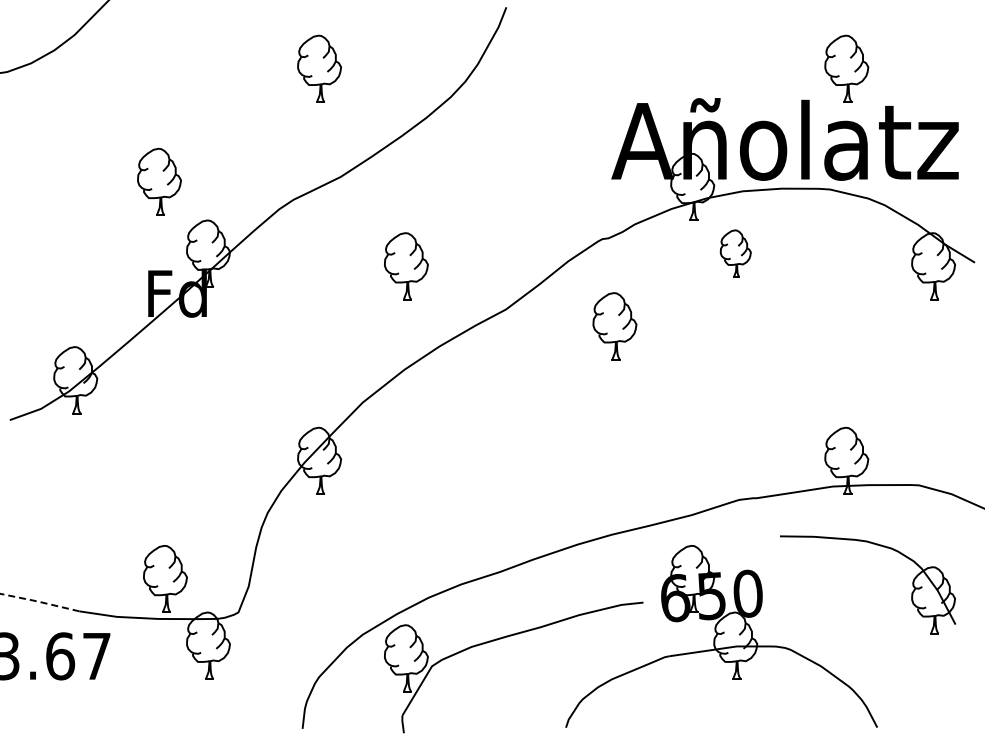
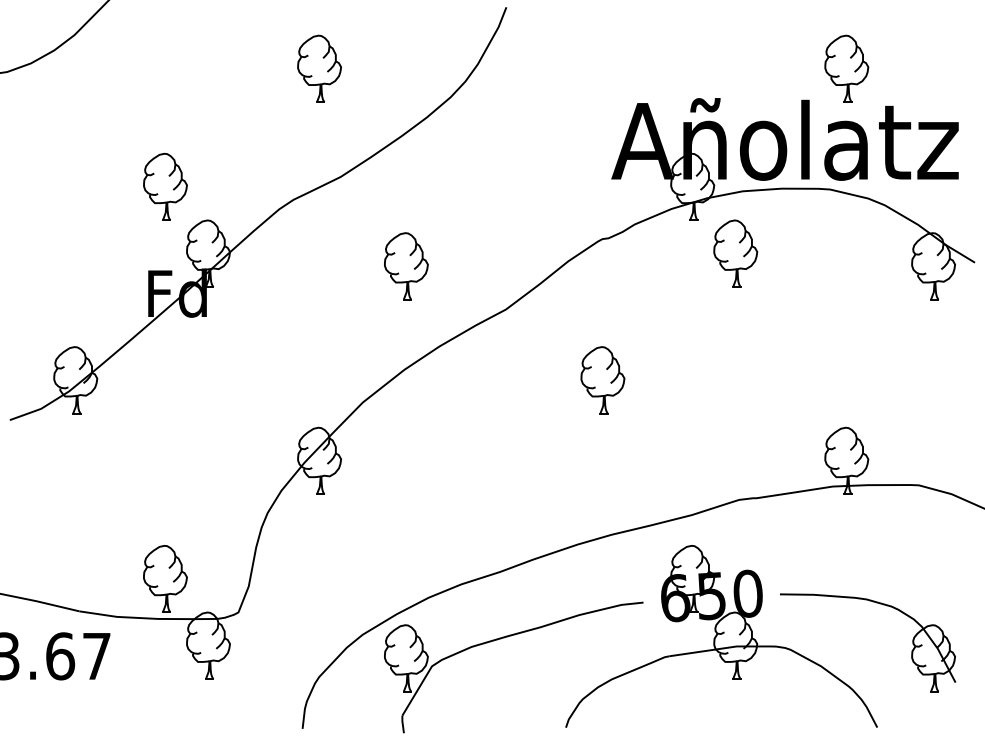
part position: (159, 181) -> (165, 186) (165, 186)
part size: 33x49 px -> 46x69 px (735, 253)
part position: (614, 326) -> (602, 380) (602, 380)
part position: (876, 545) -> (876, 603) (876, 603)
line: dashed -> solid (39, 601)
